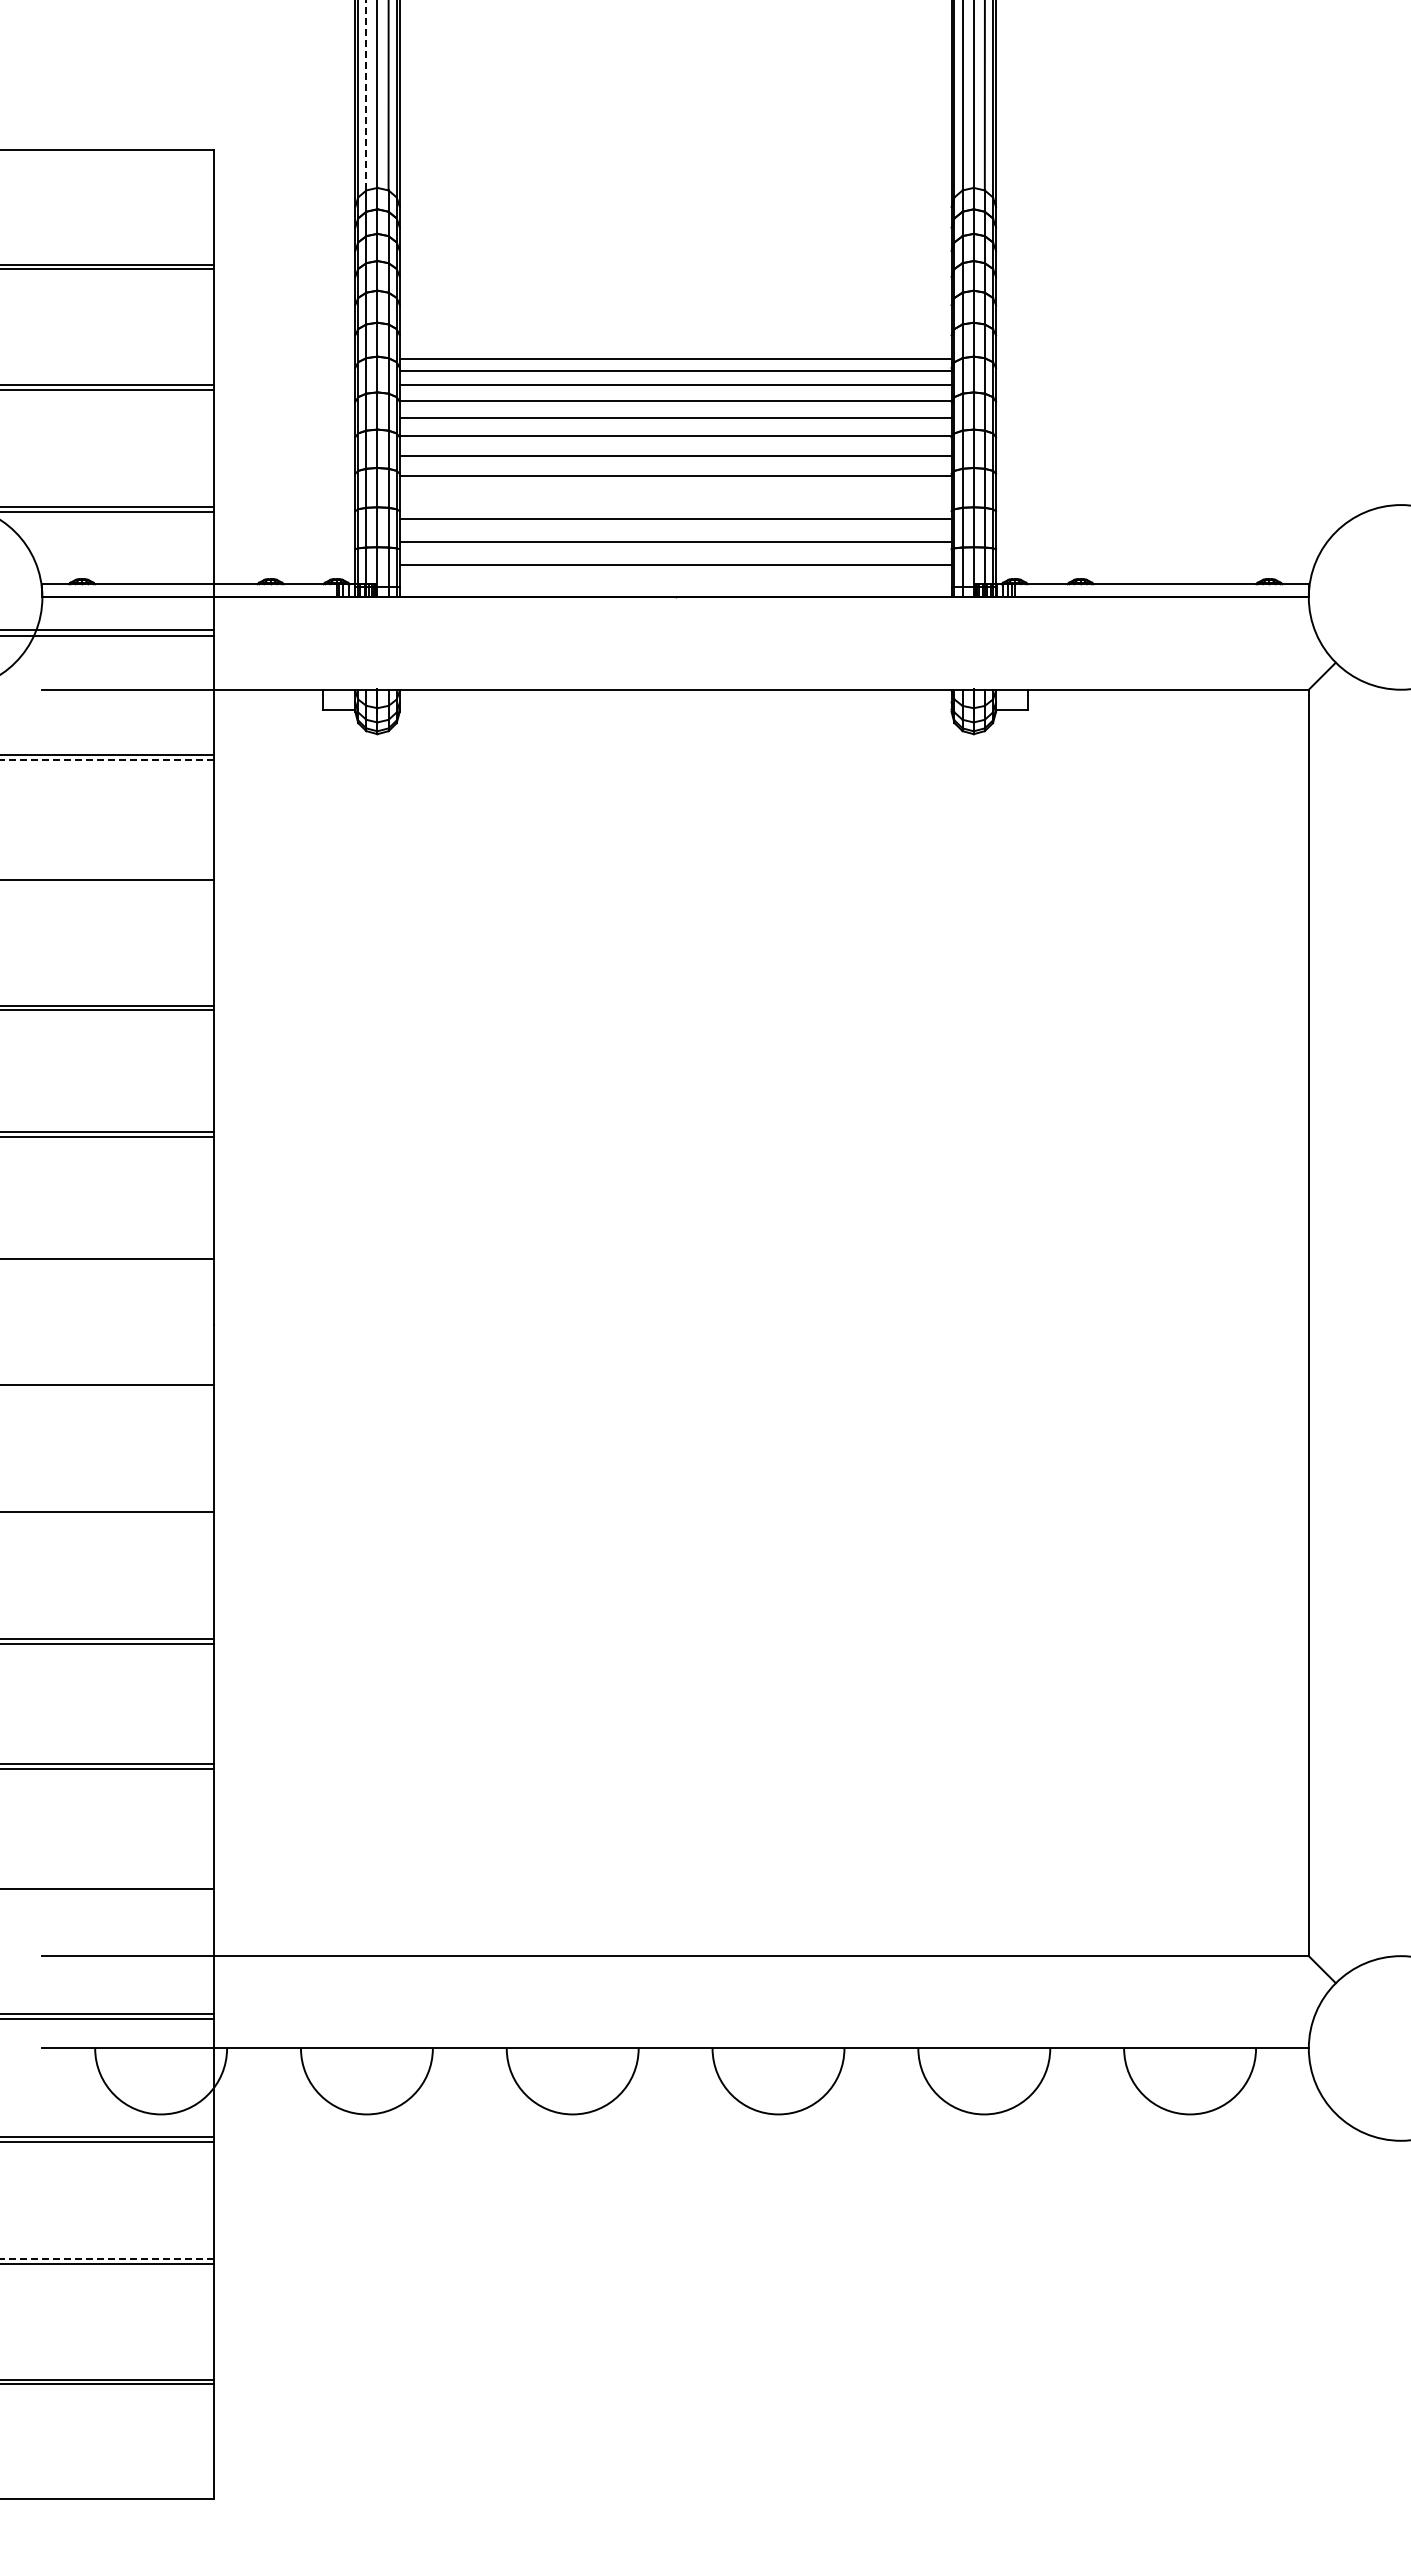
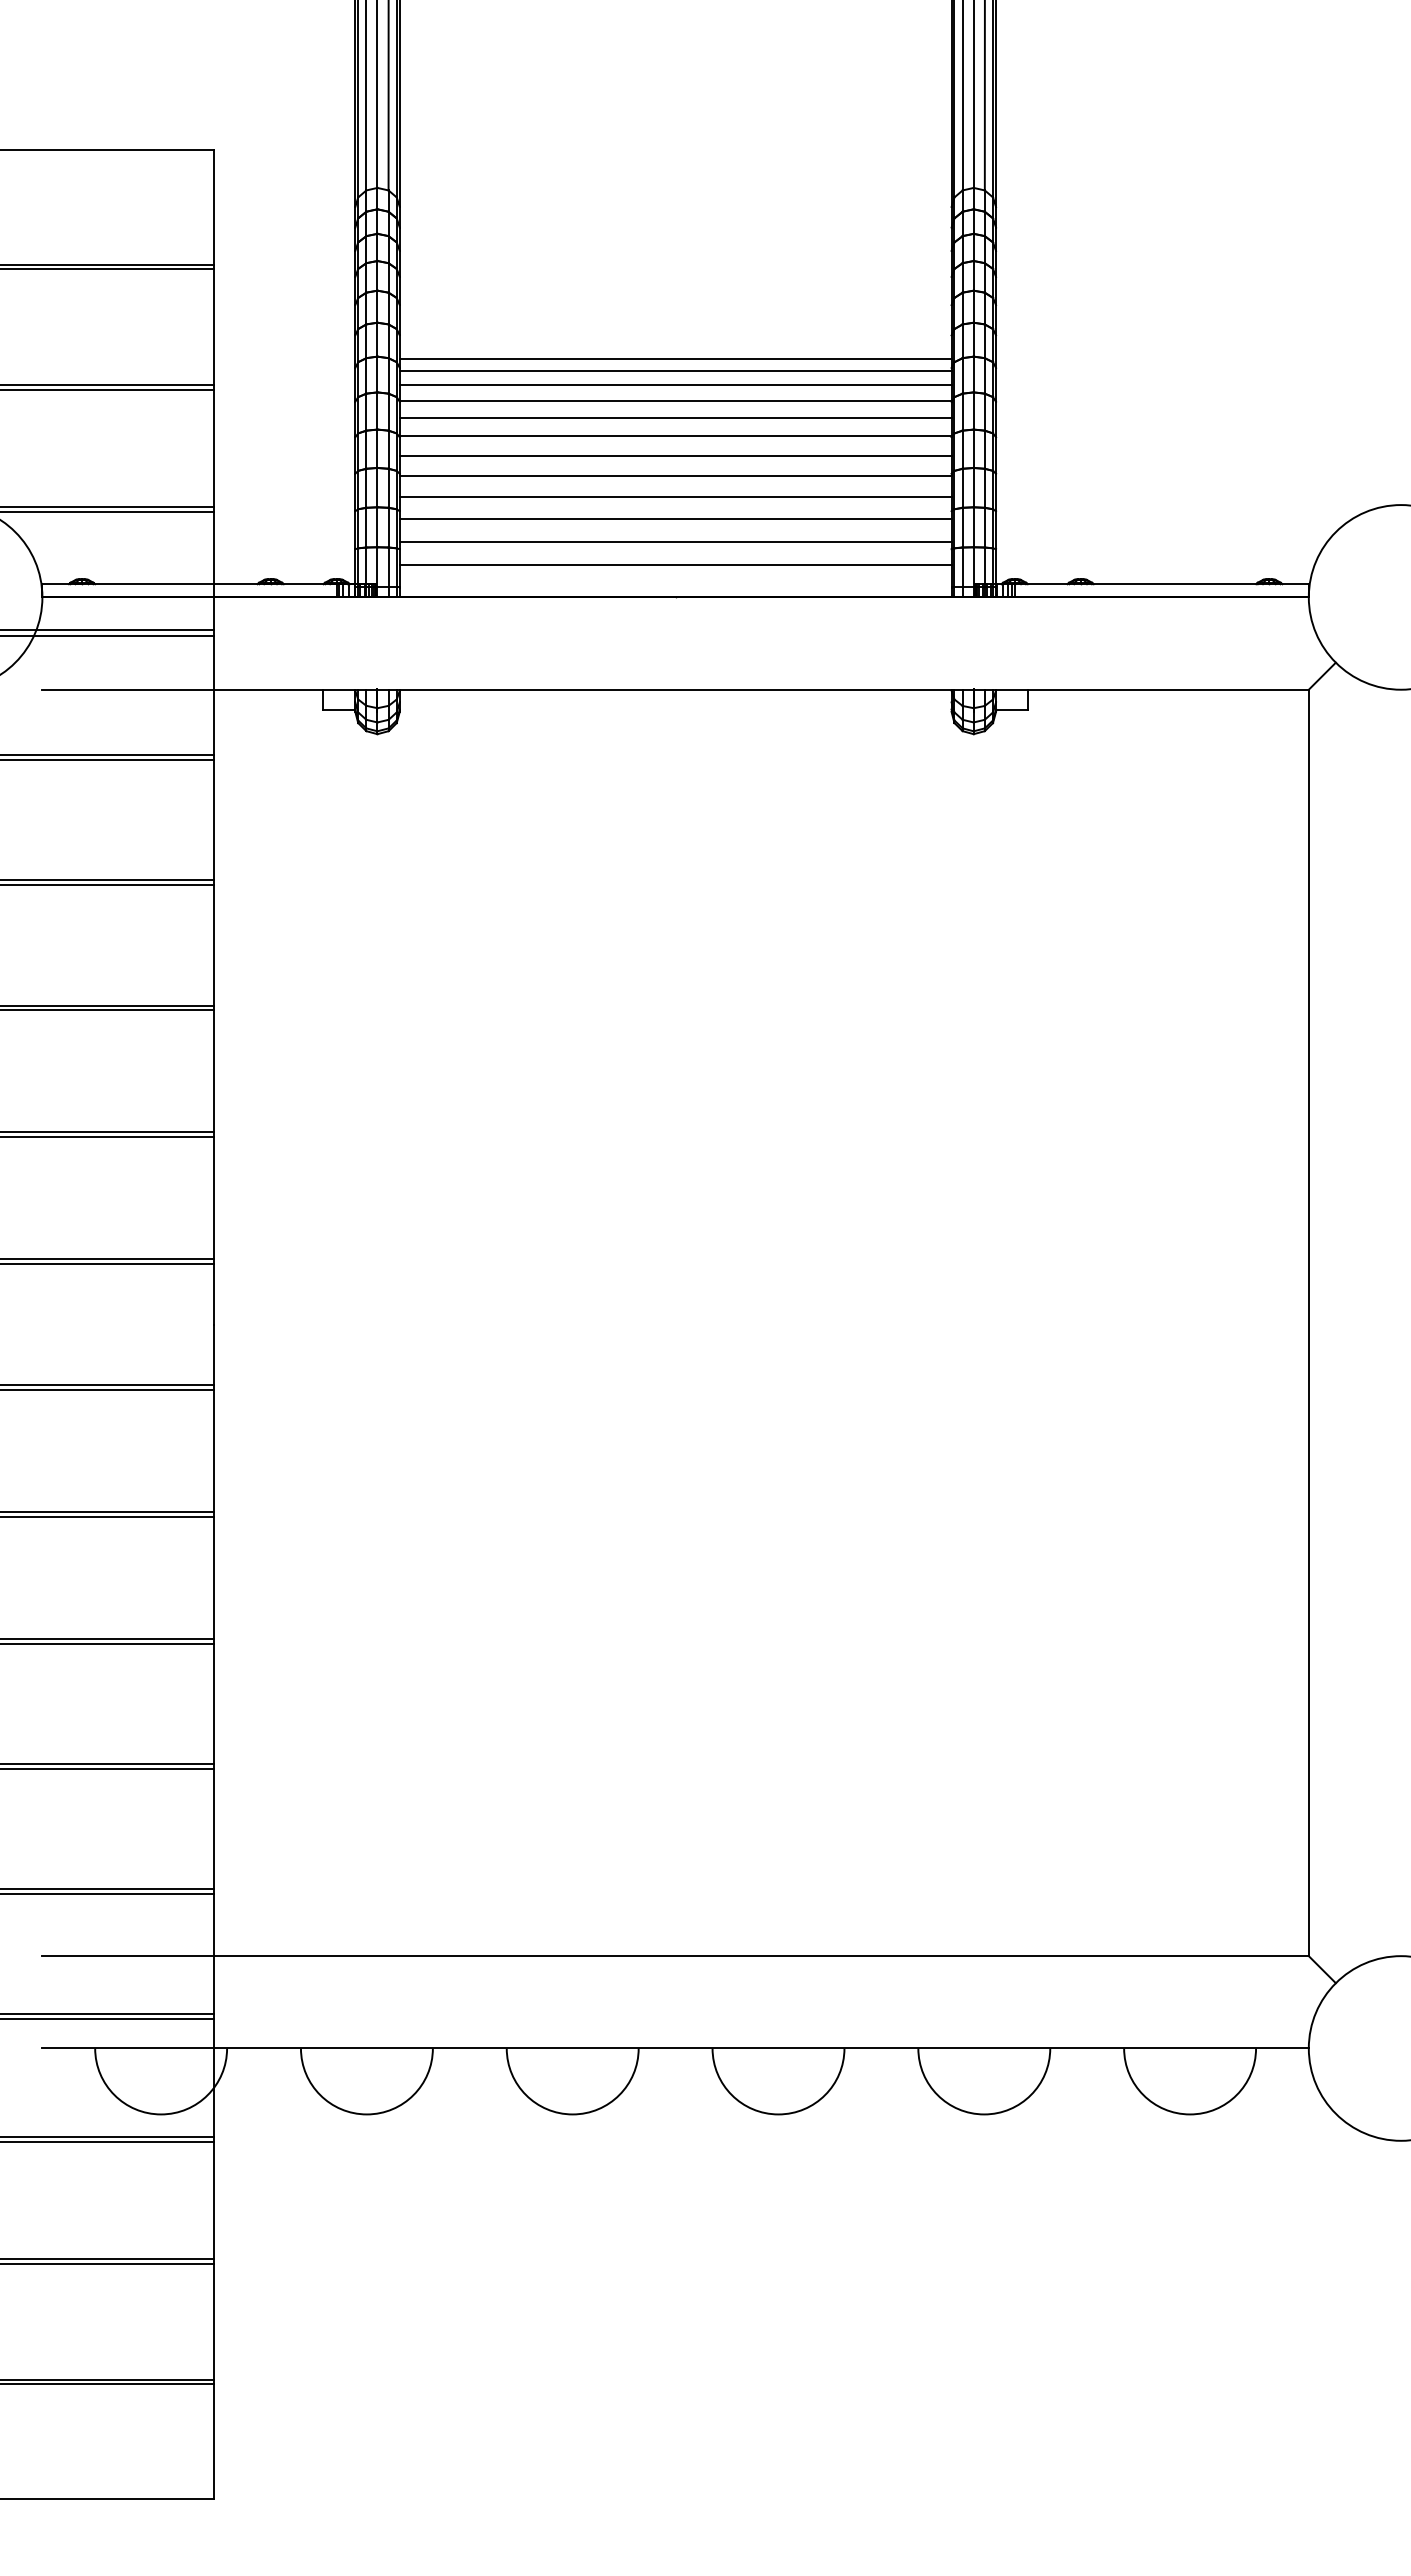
line: dashed -> solid (366, 95)
line: none -> present (675, 497)
line: dashed -> solid (106, 759)
line: none -> present (107, 884)
line: none -> present (107, 1263)
line: none -> present (107, 1390)
line: none -> present (107, 1517)
line: none -> present (107, 1894)
line: dashed -> solid (106, 2258)
